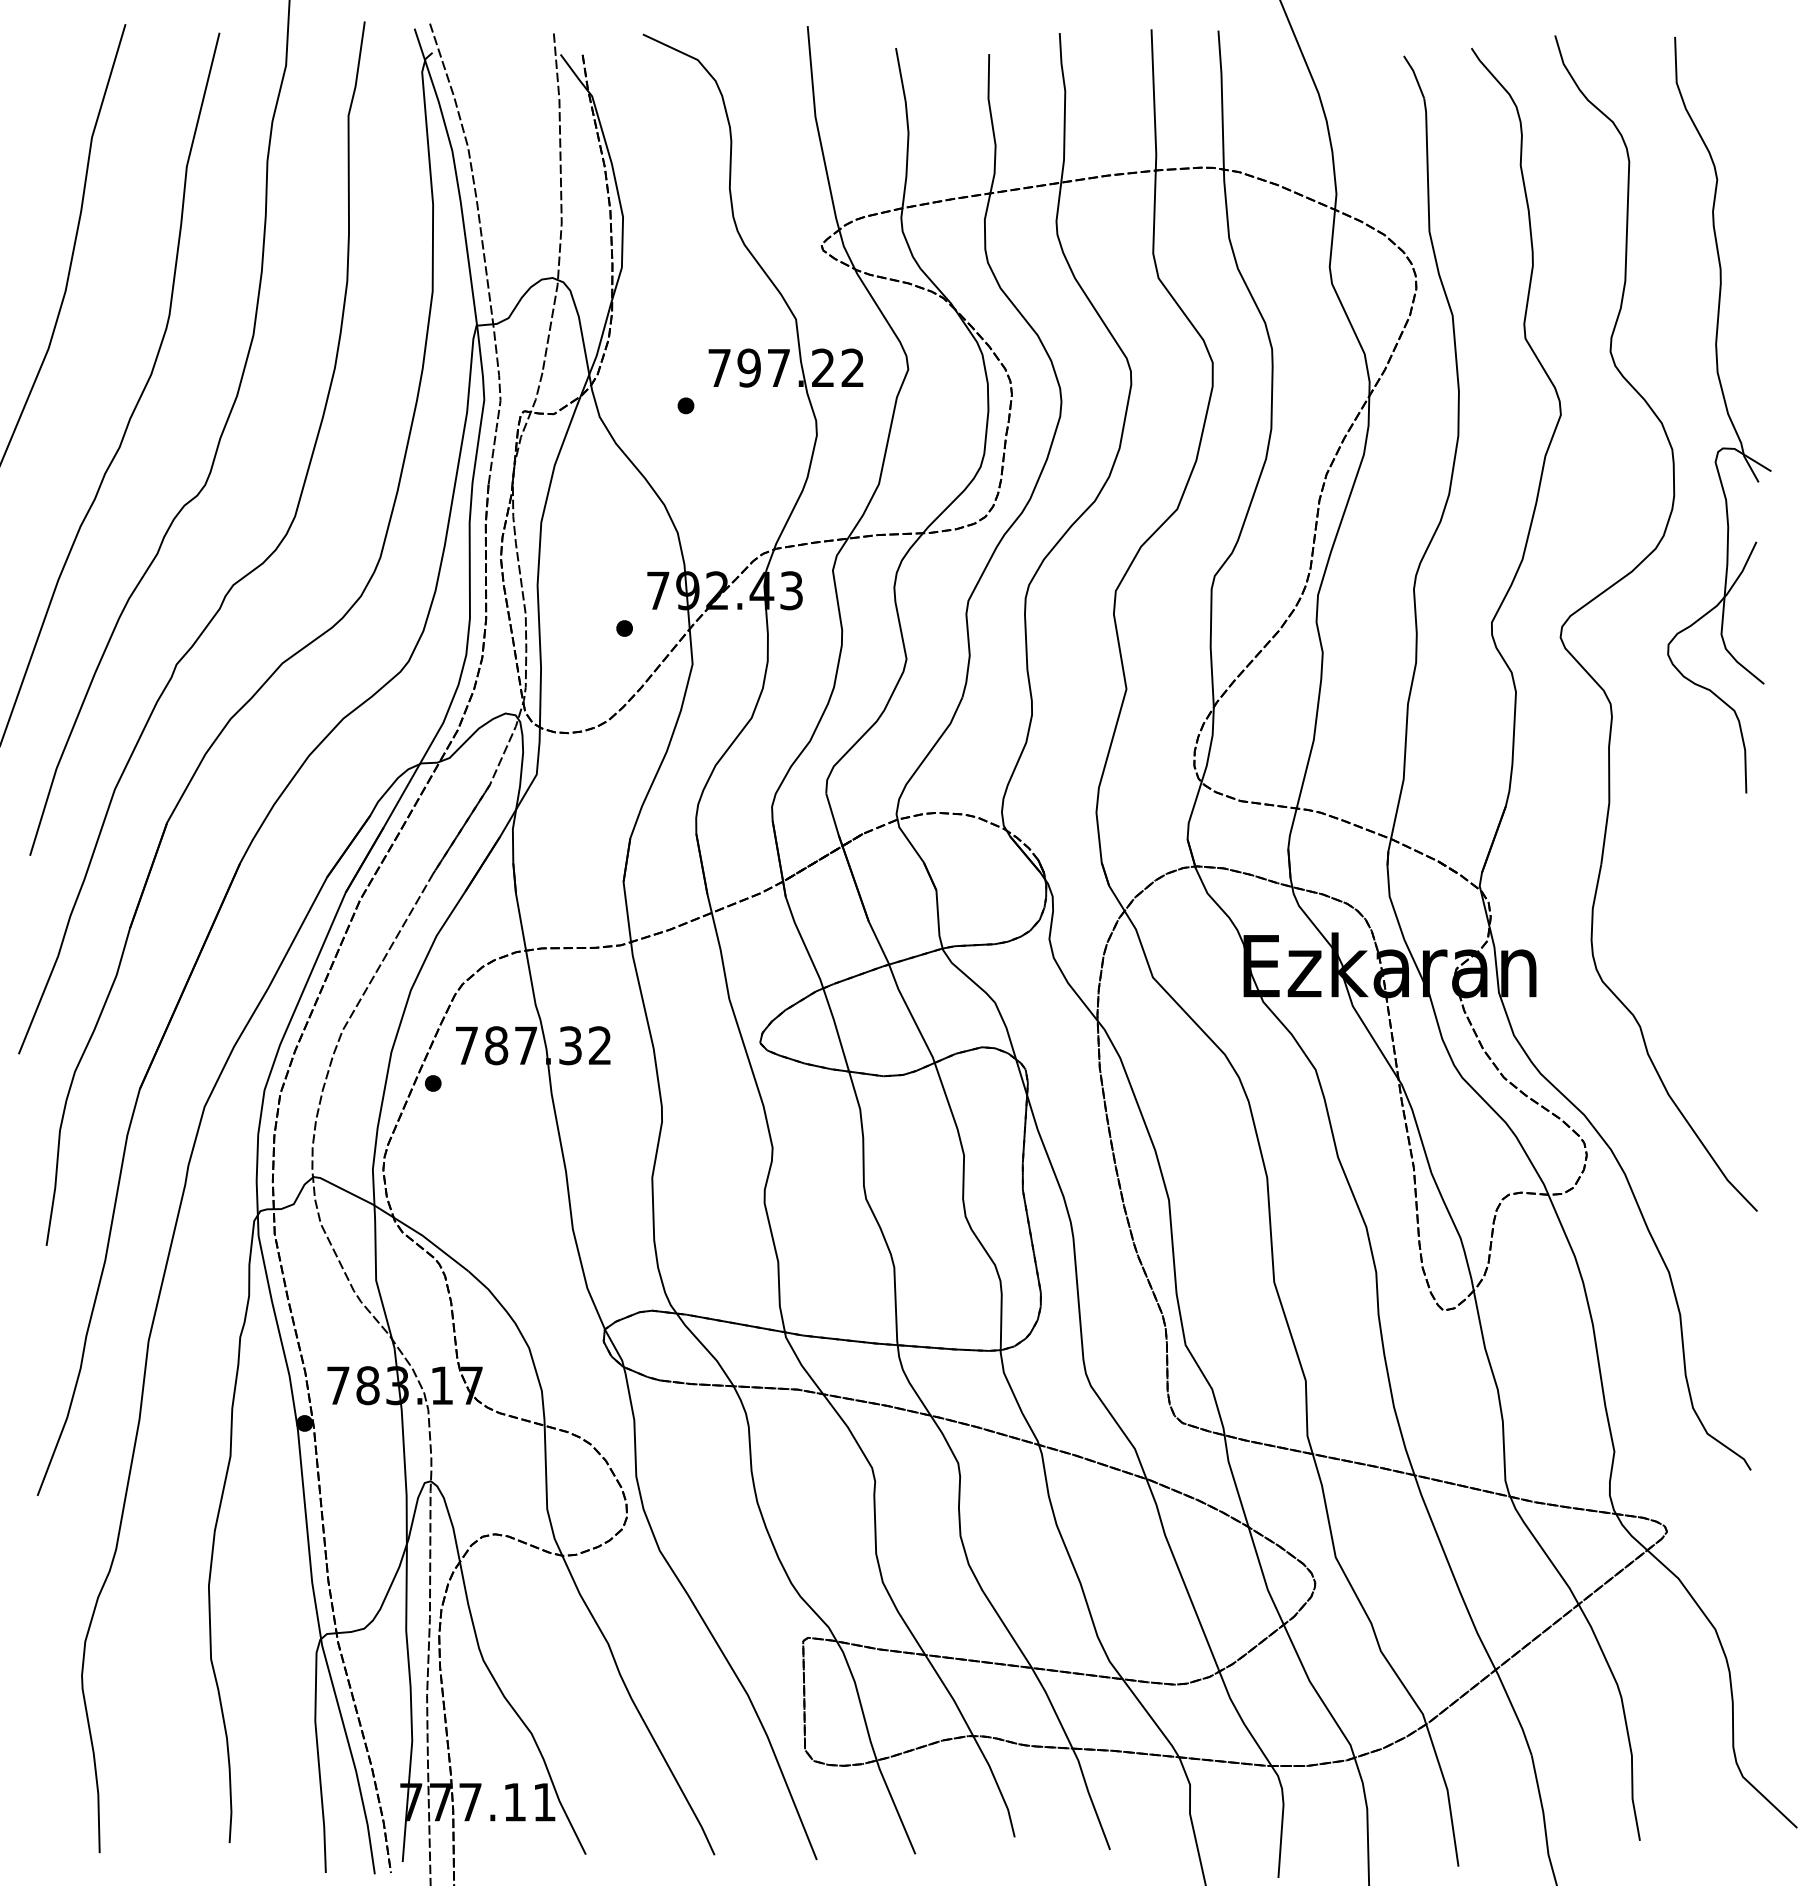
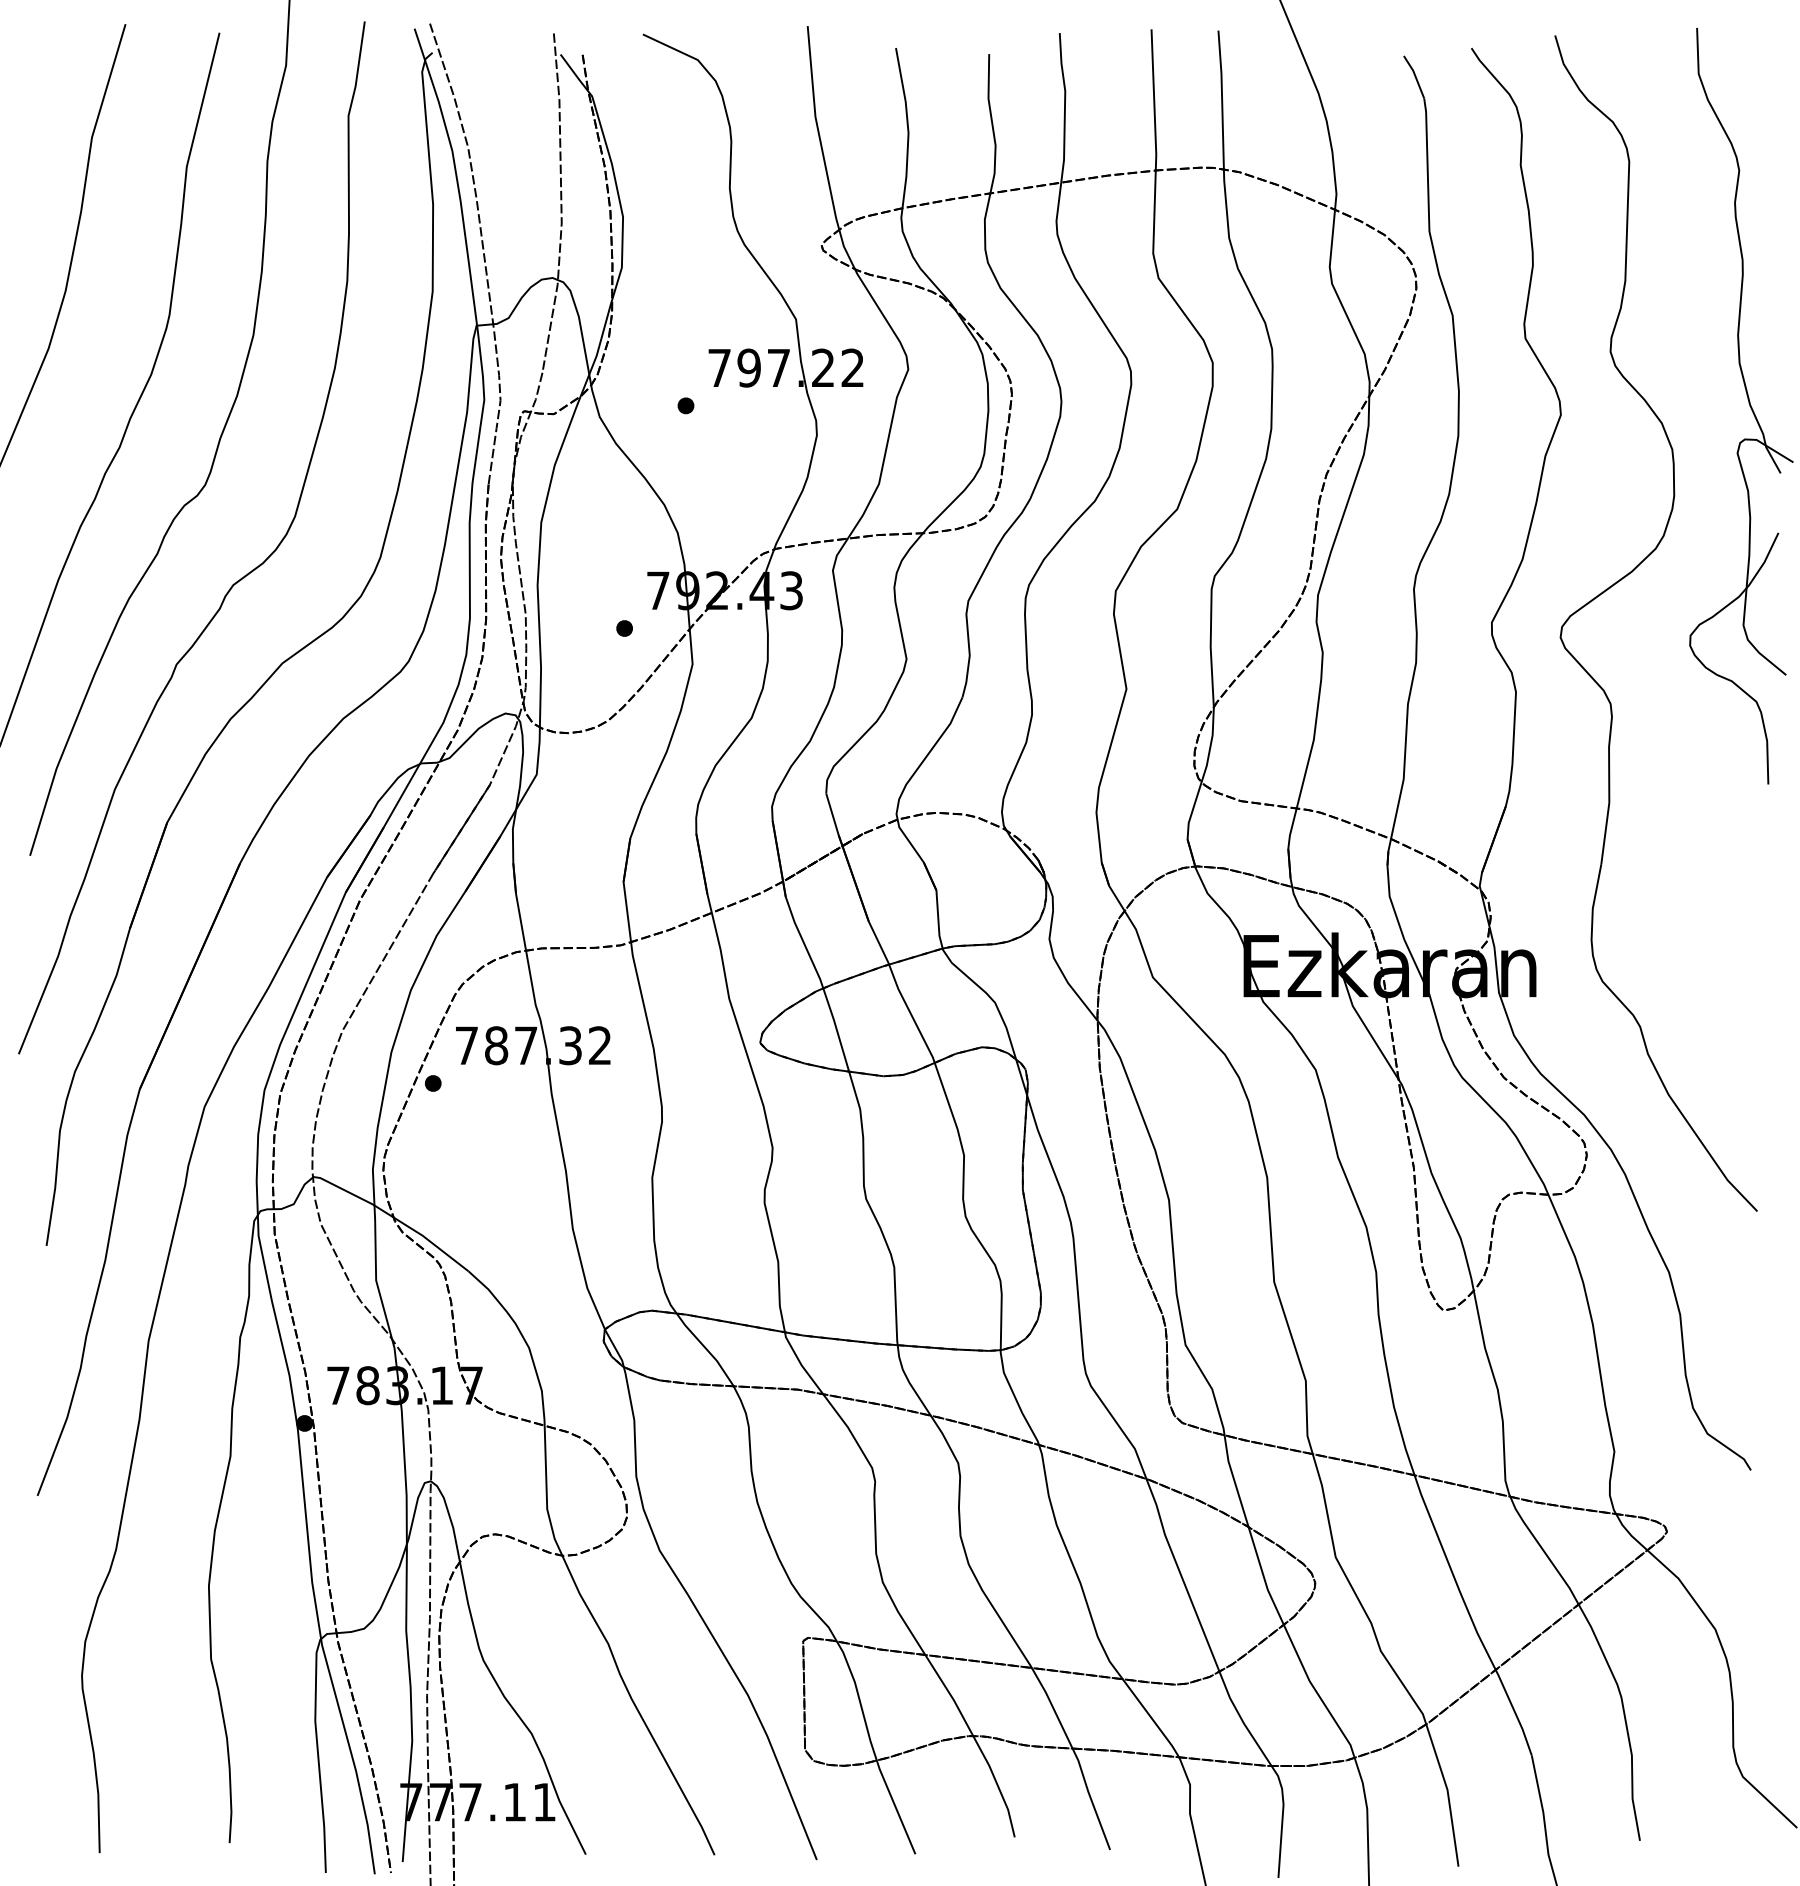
part position: (1726, 412) -> (1748, 403) (1748, 403)
